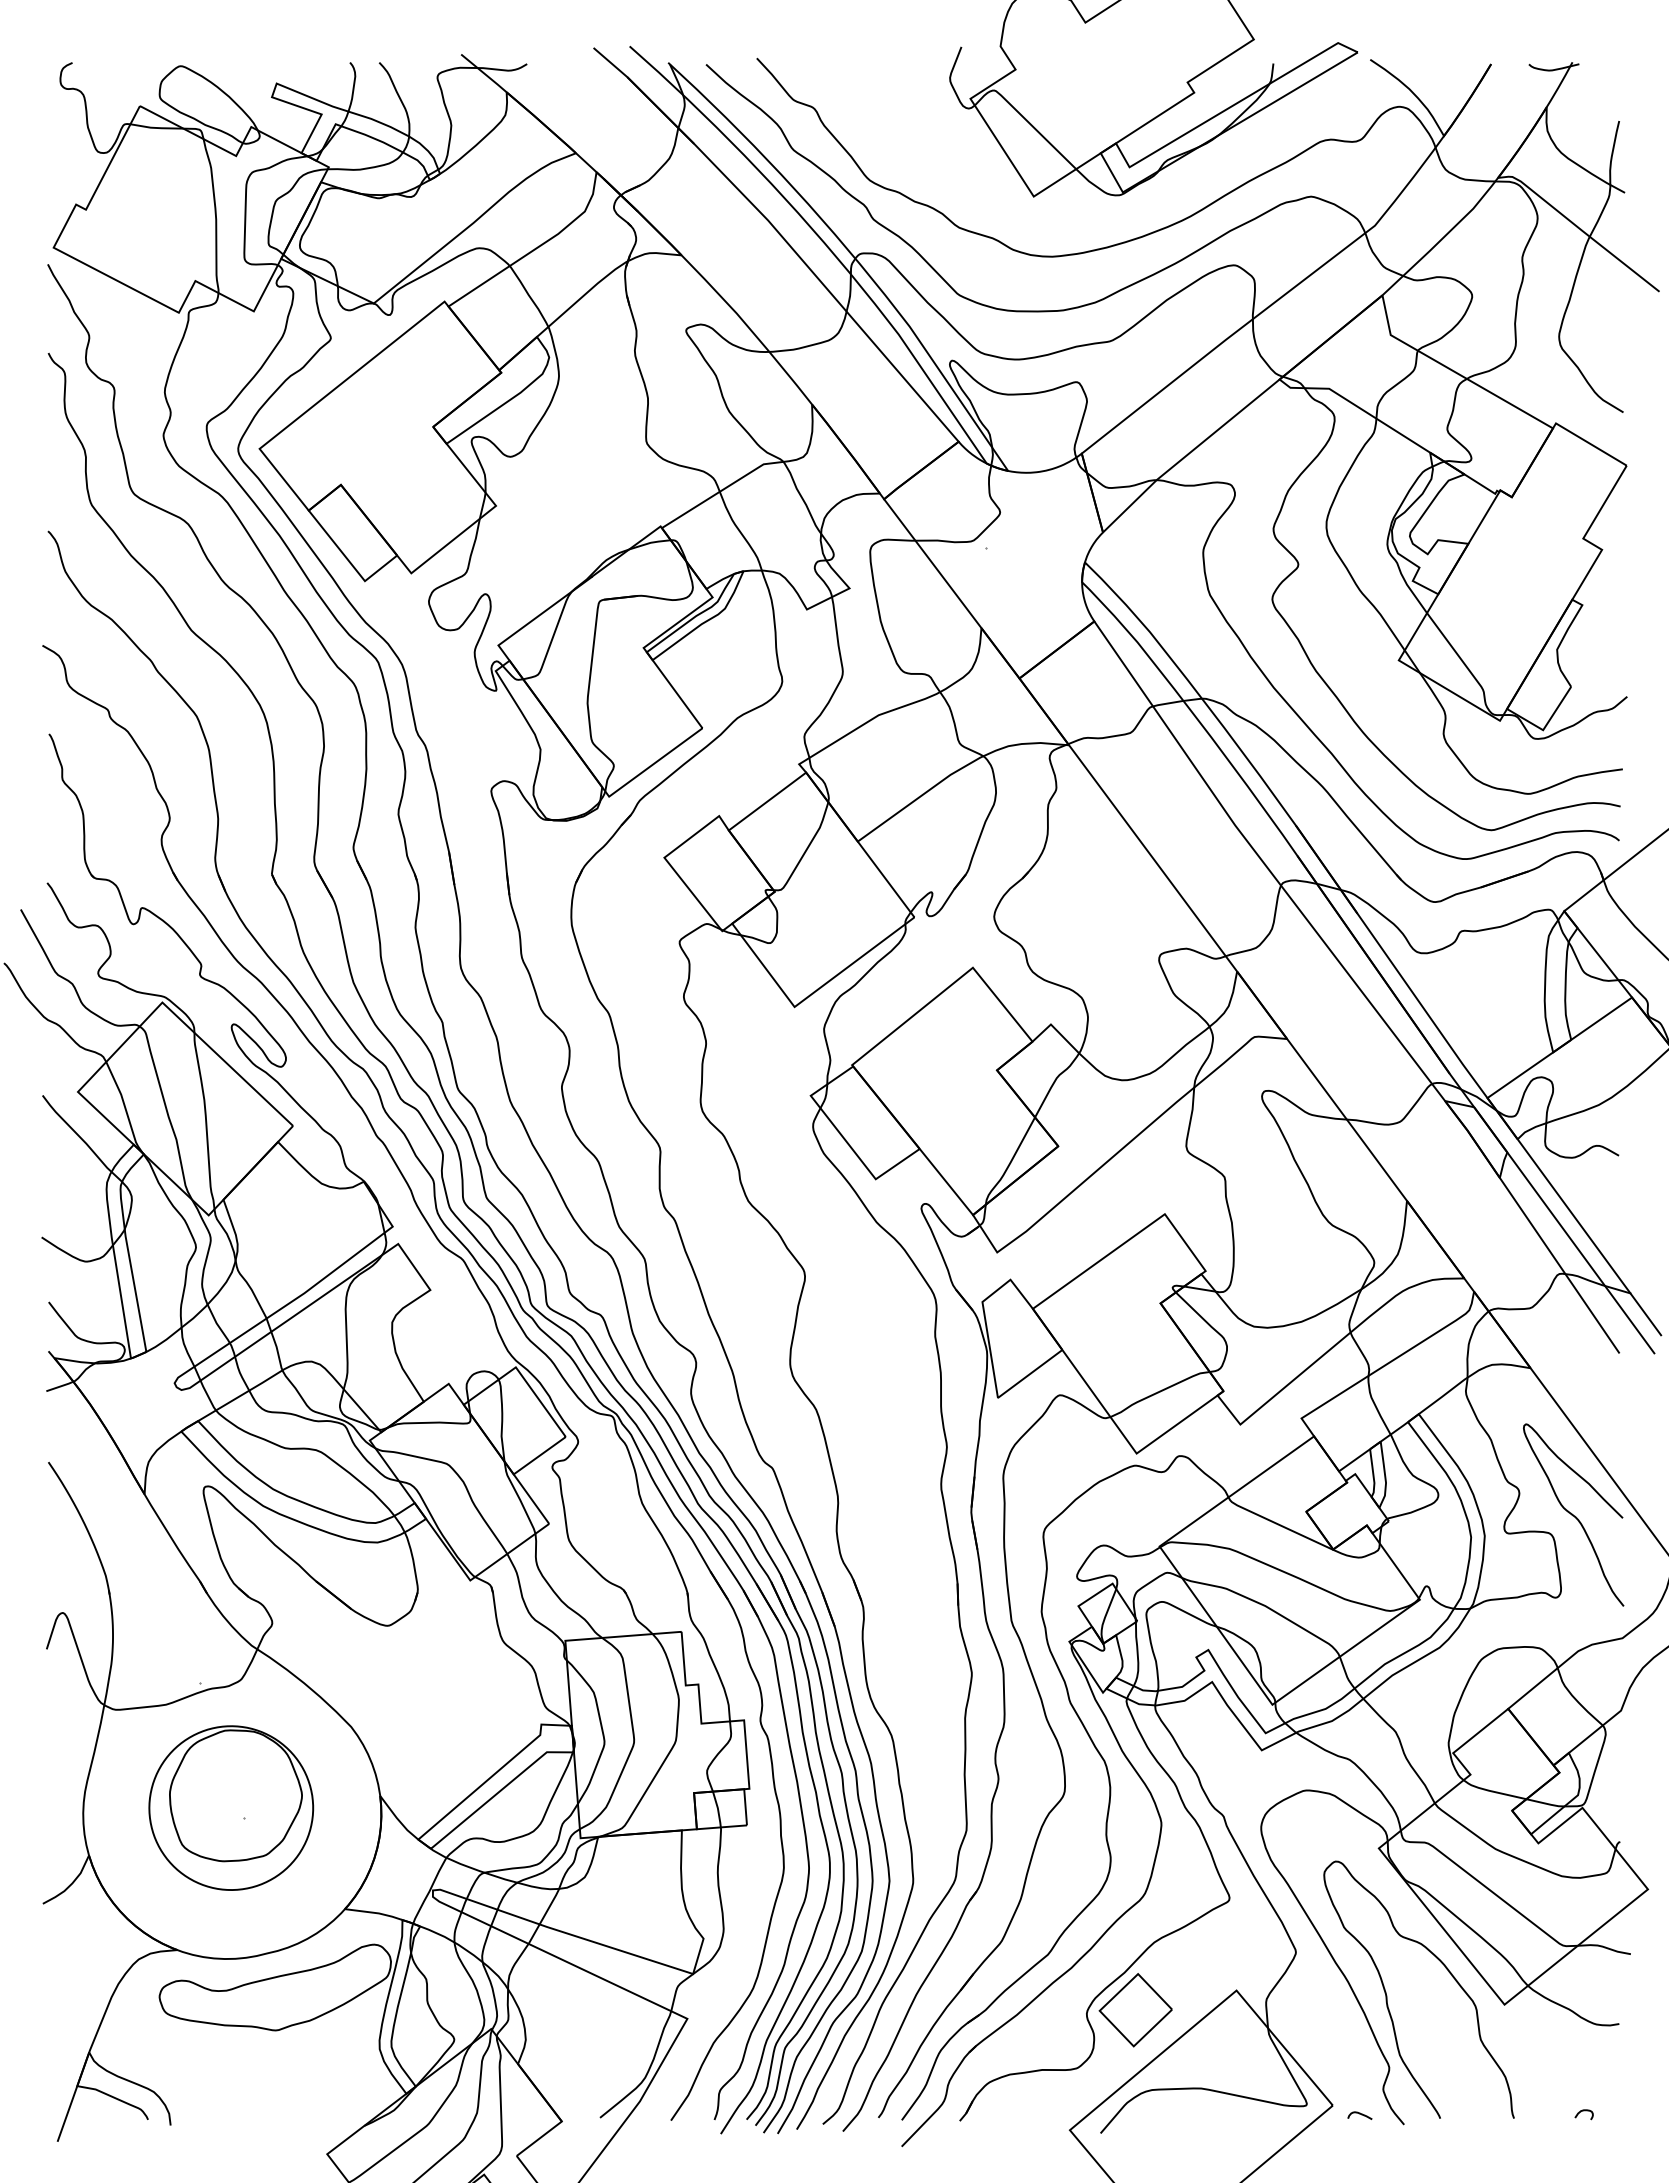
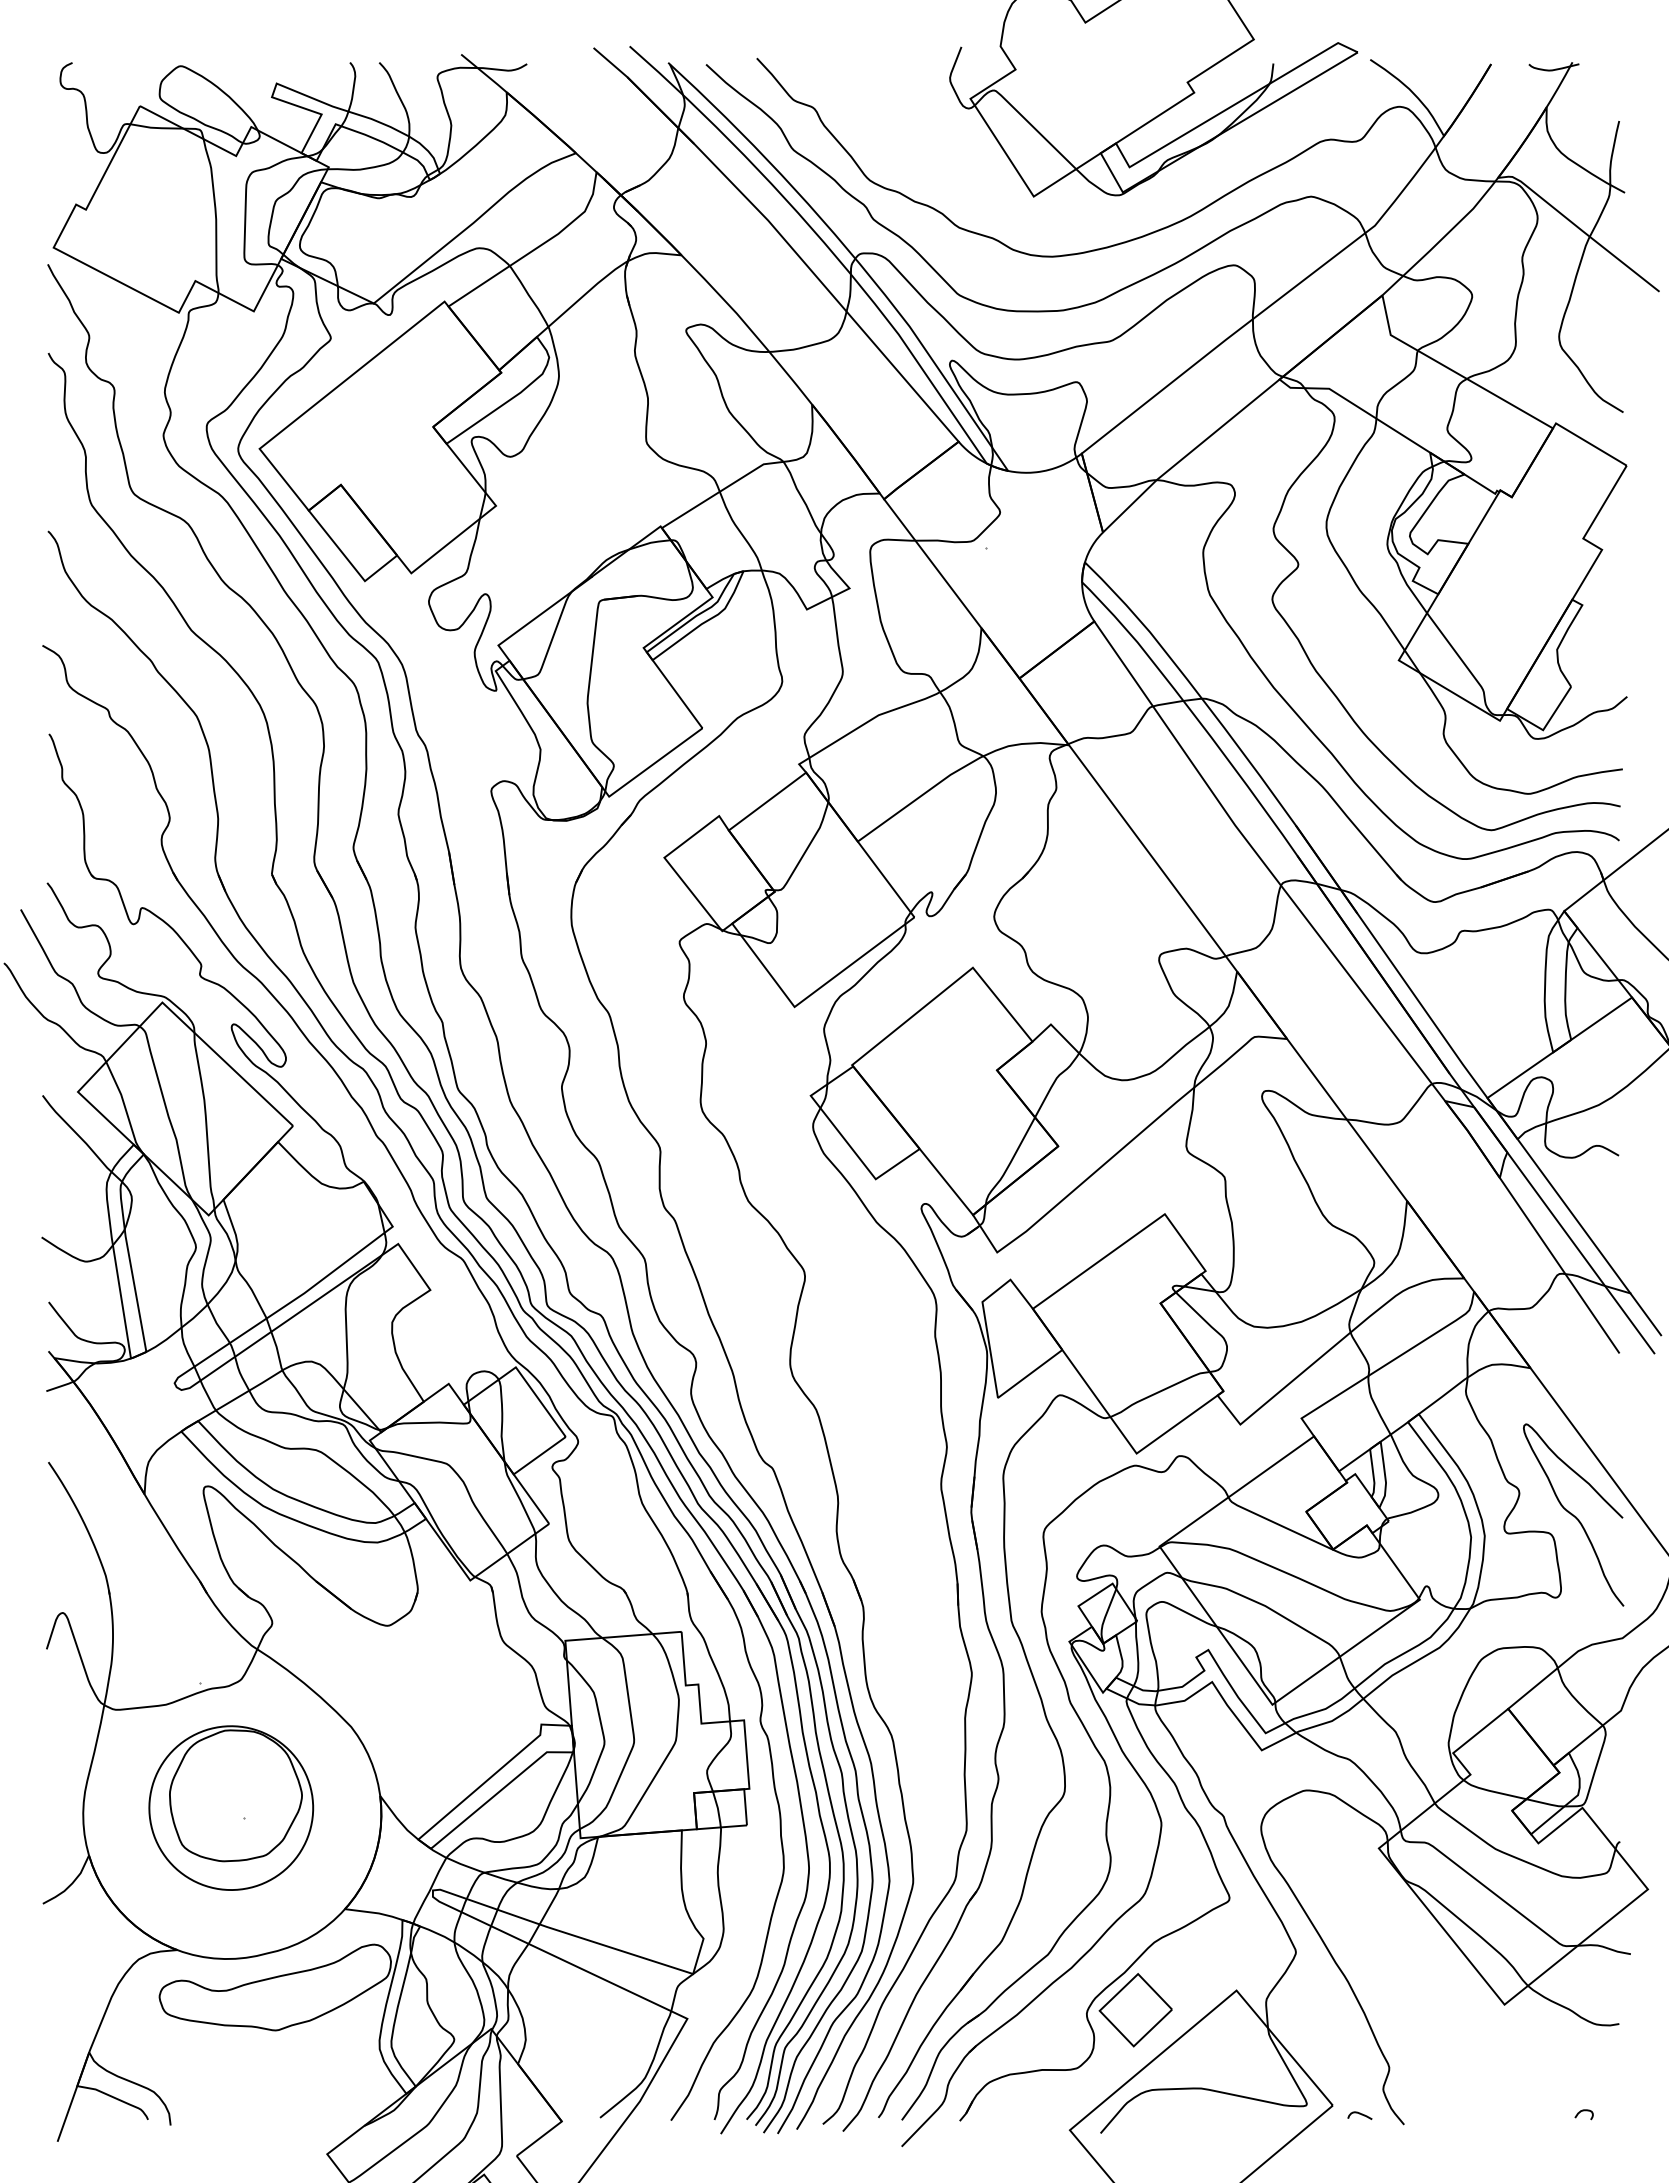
curve: present -> none (1387, 1995)
